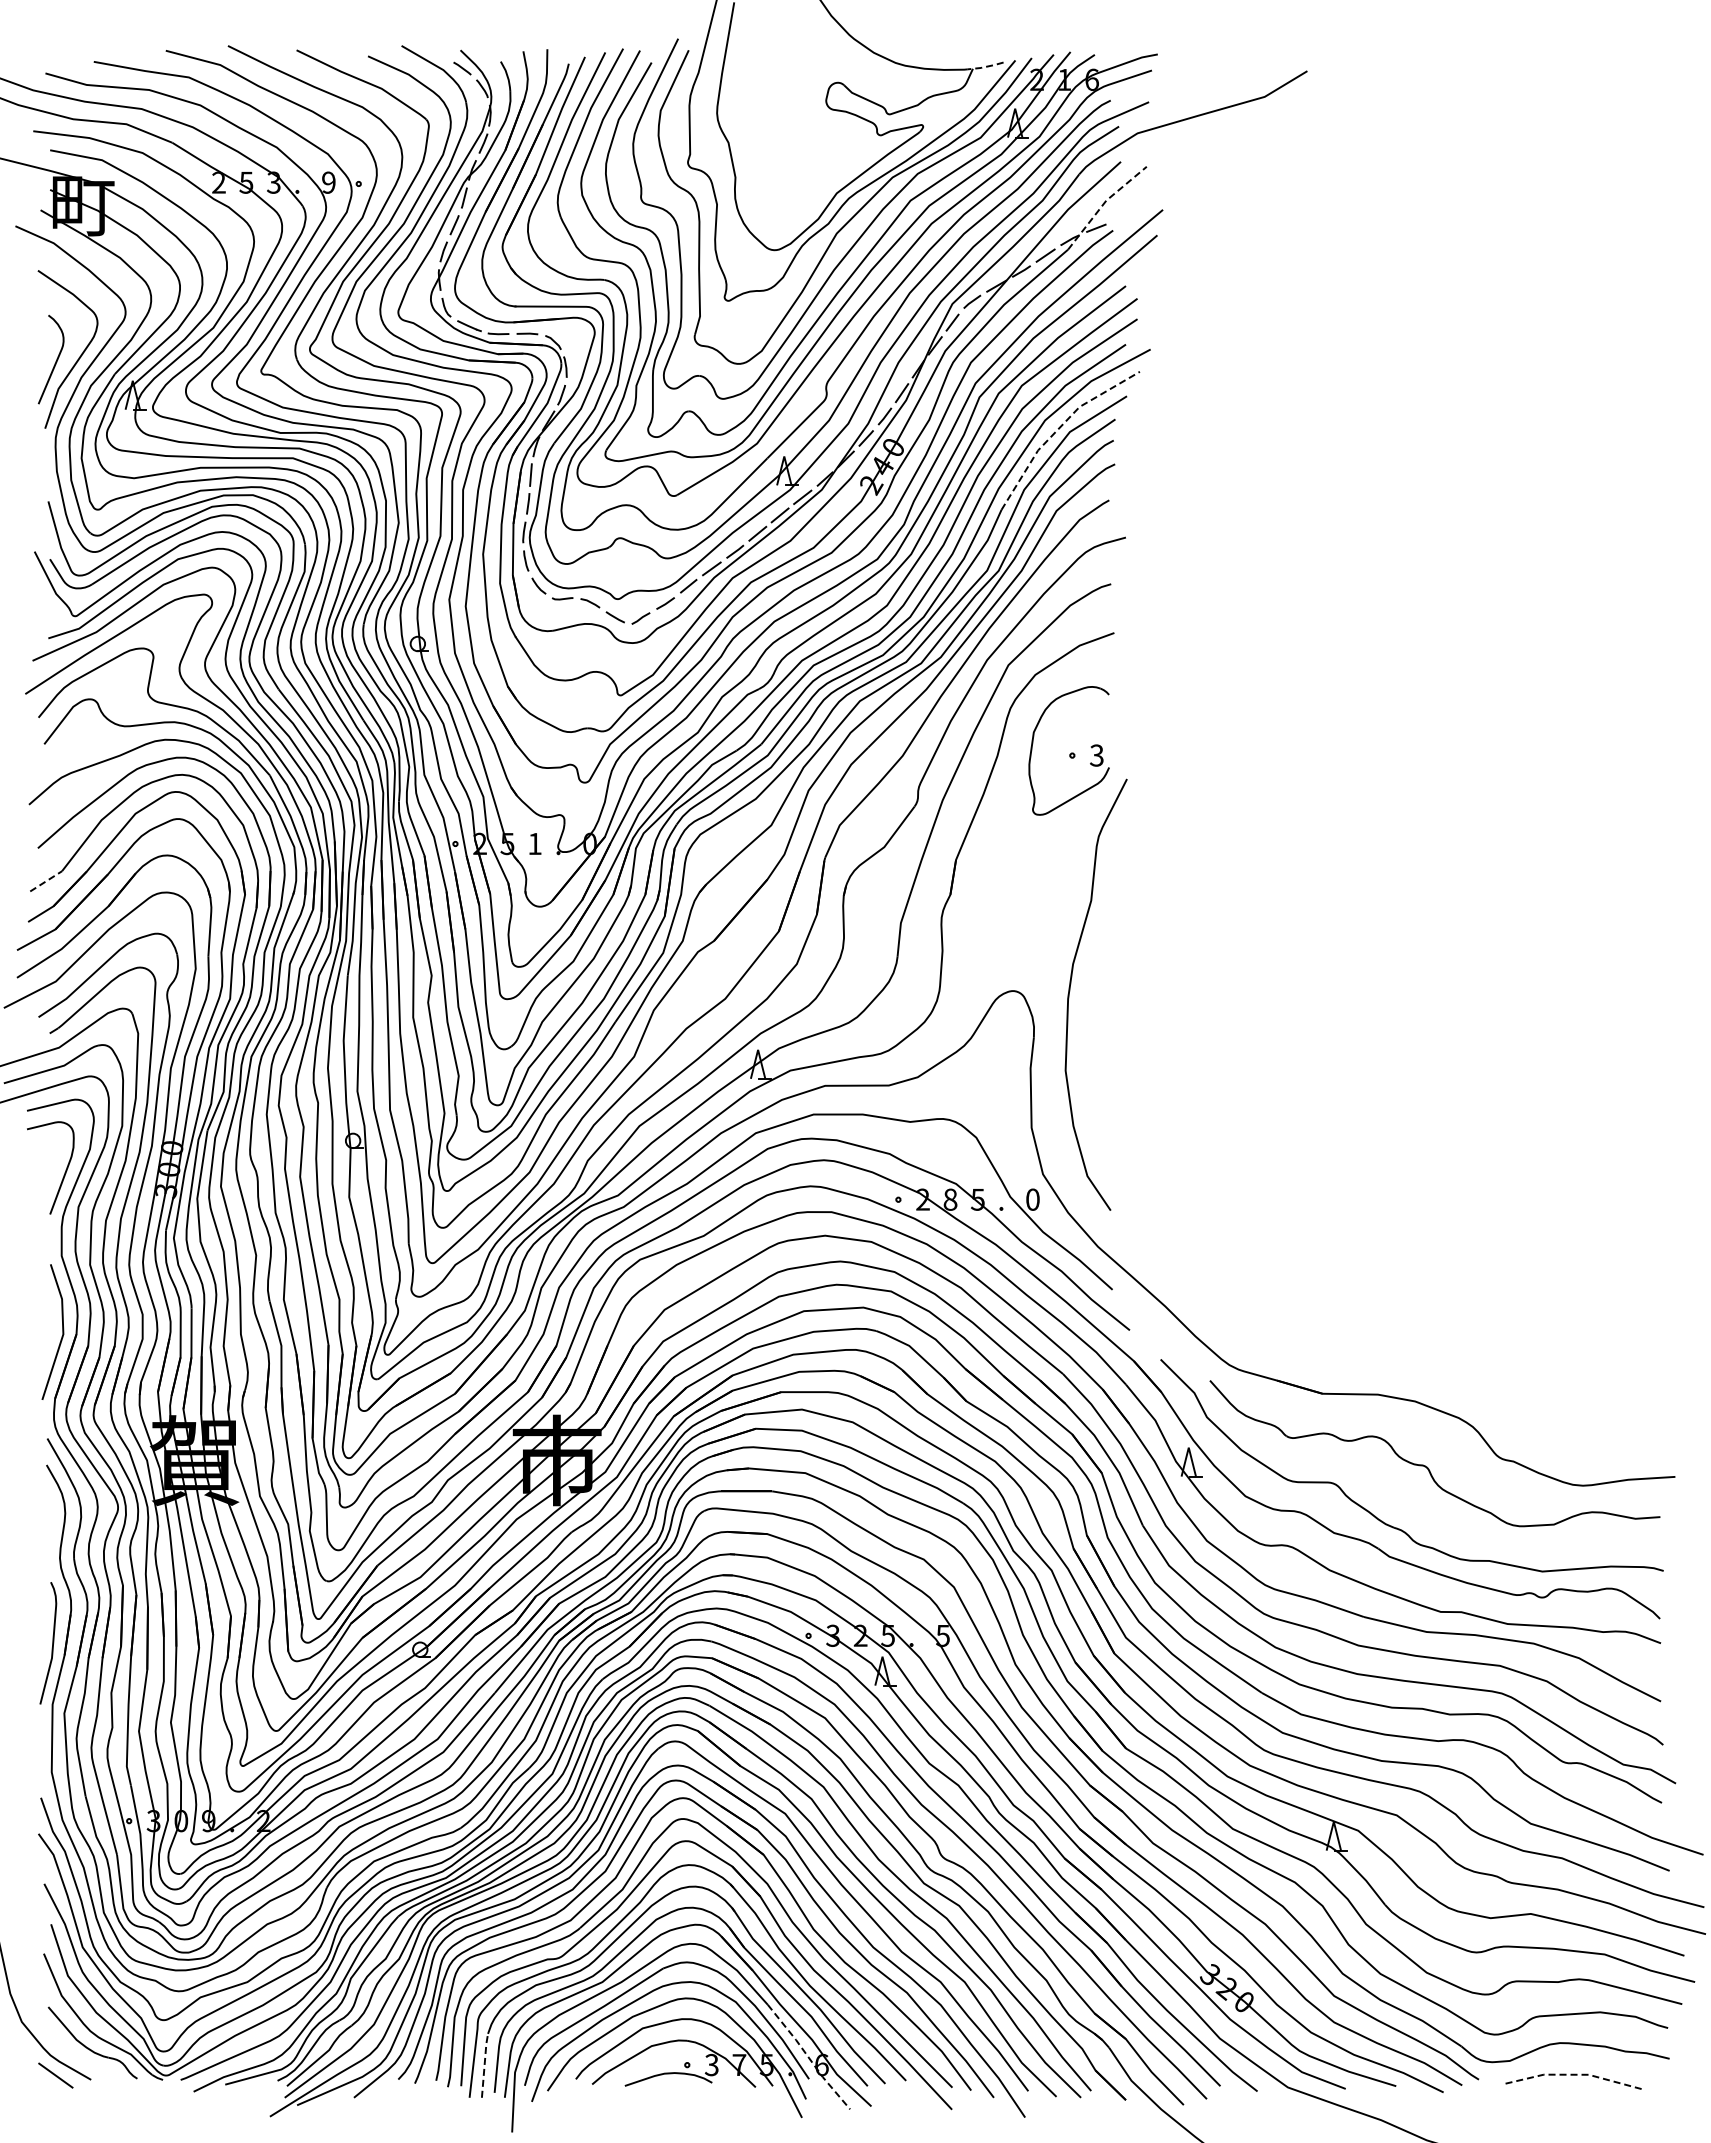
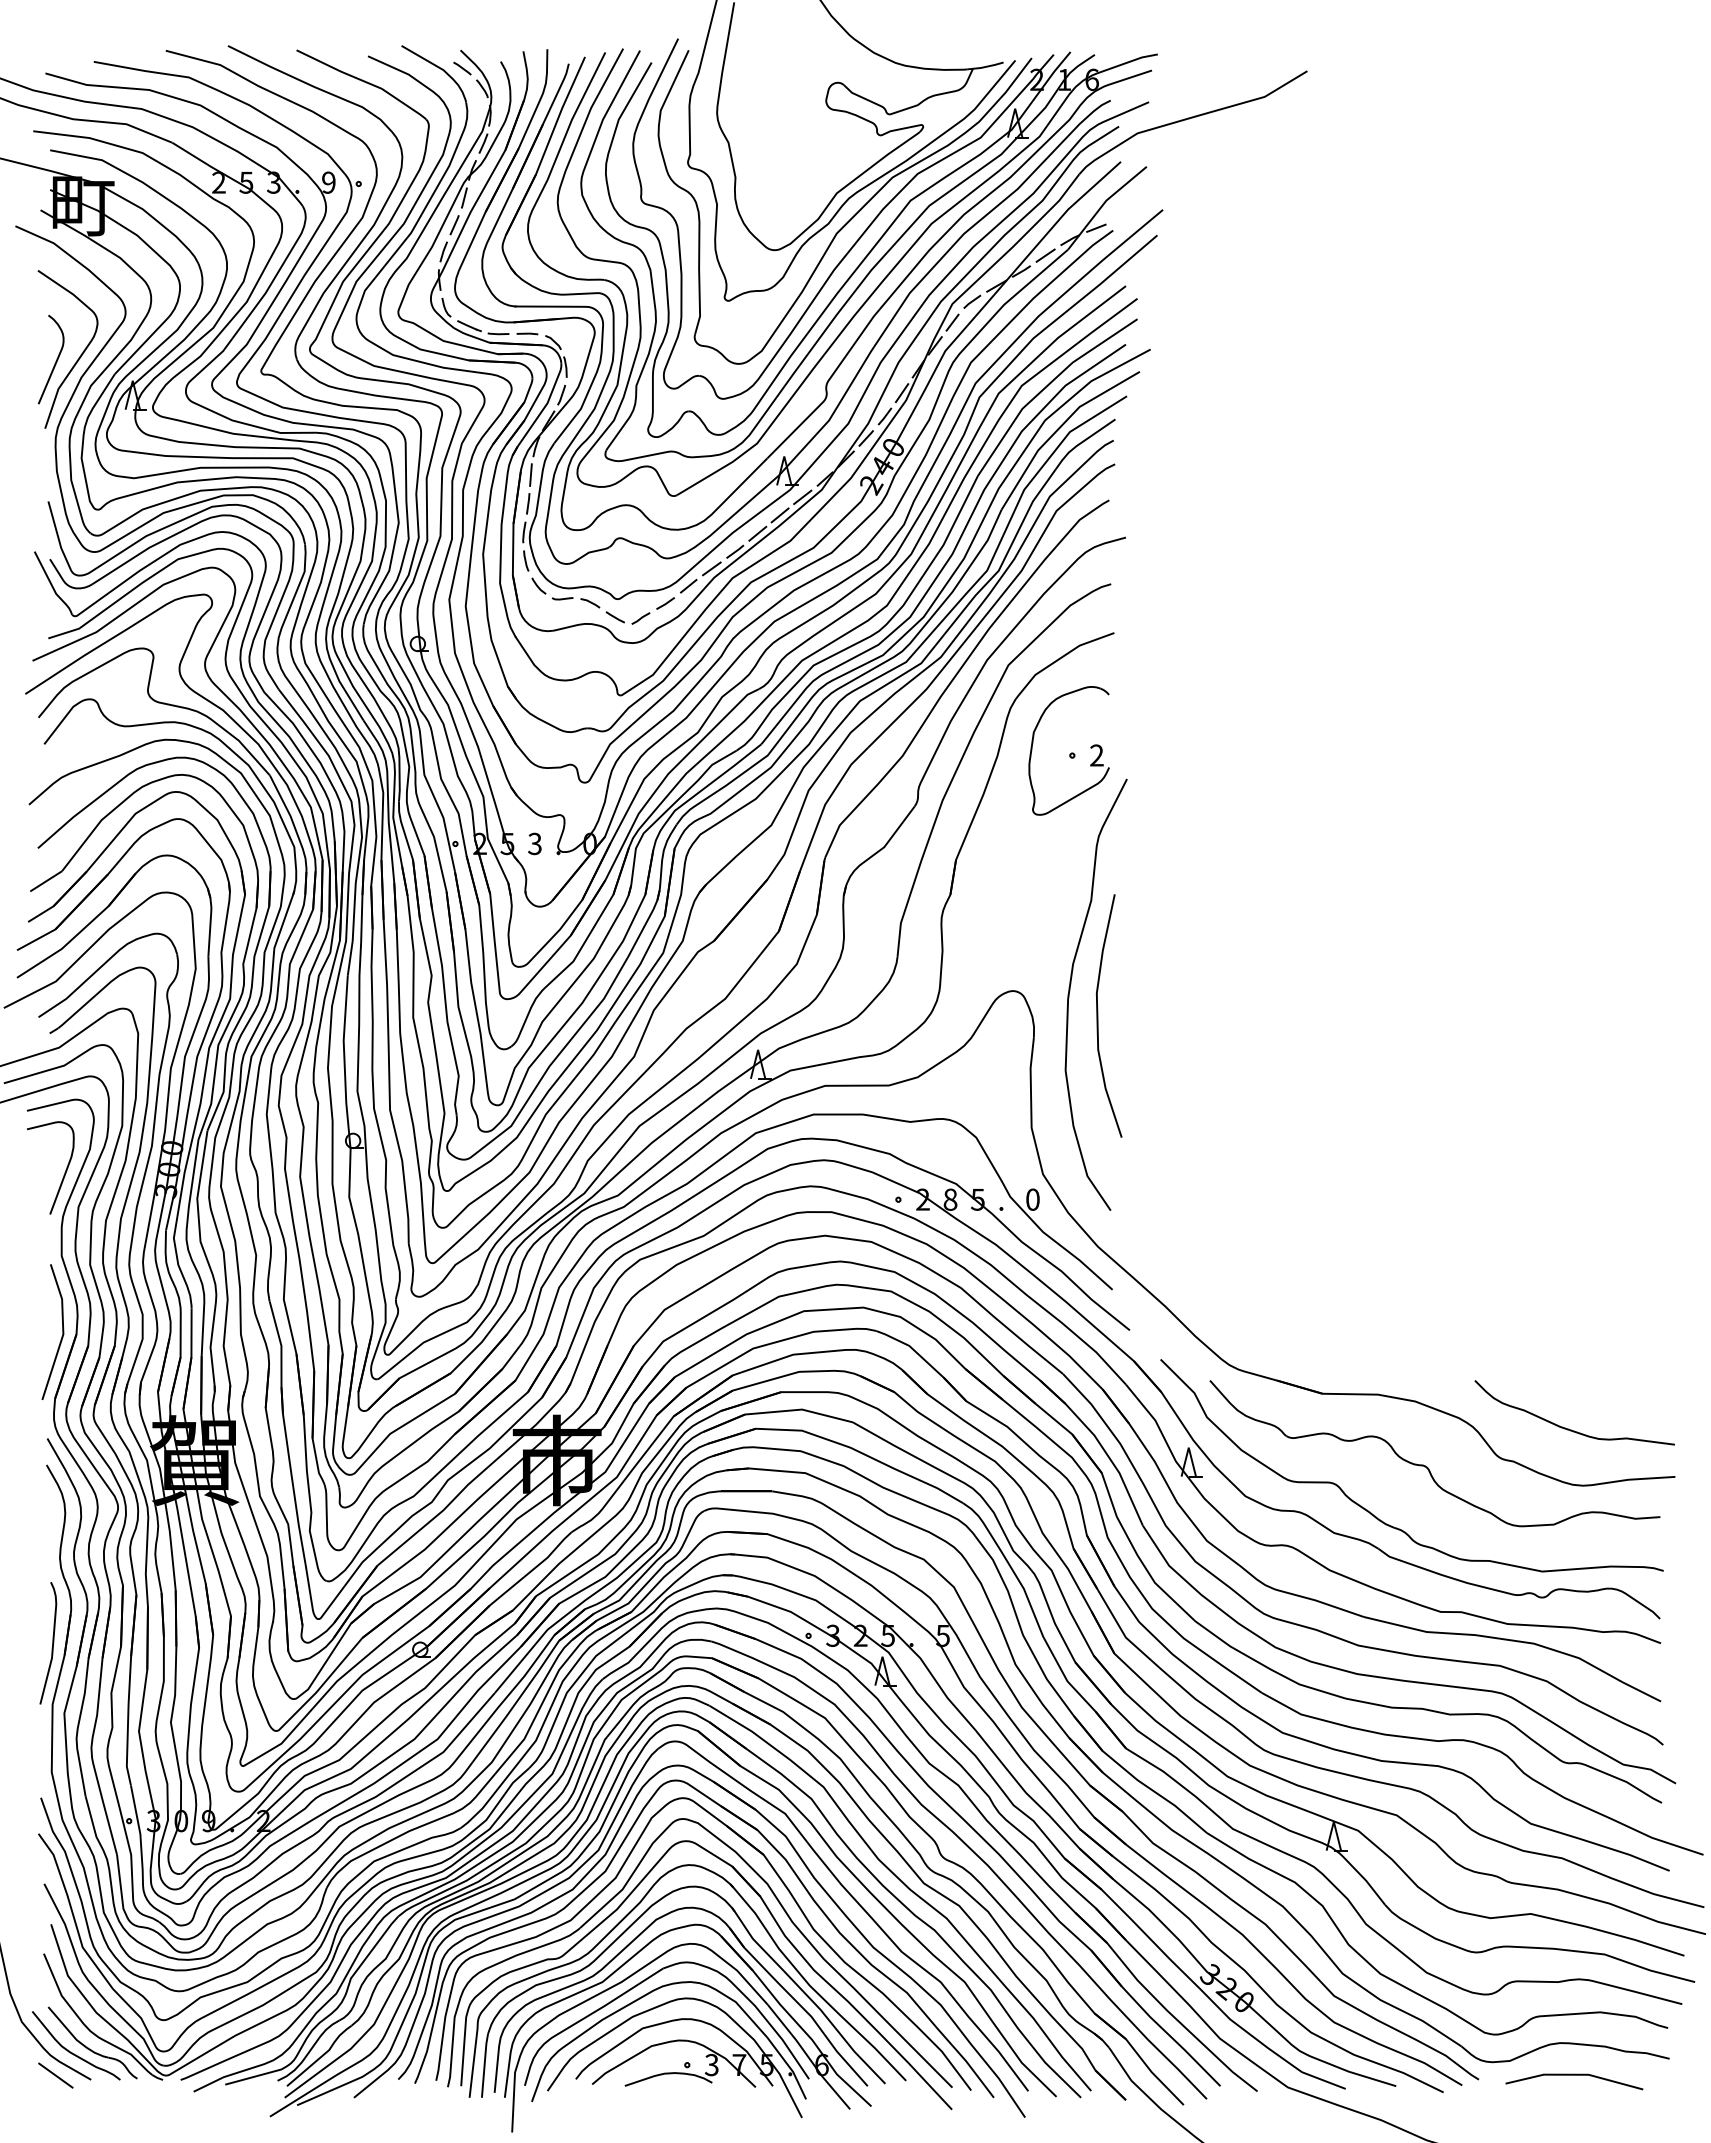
line: dashed -> solid (985, 66)
line: dashed -> solid (1103, 203)
line: dashed -> solid (1059, 428)
text: 3 -> 2 (1096, 755)
text: 1 -> 3 (534, 843)
line: dashed -> solid (46, 881)
curve: none -> present (1098, 1015)
curve: none -> present (1568, 1428)
curve: none -> present (72, 2052)
line: dashed -> solid (808, 2057)
line: dashed -> solid (484, 2064)
line: dashed -> solid (1574, 2074)
